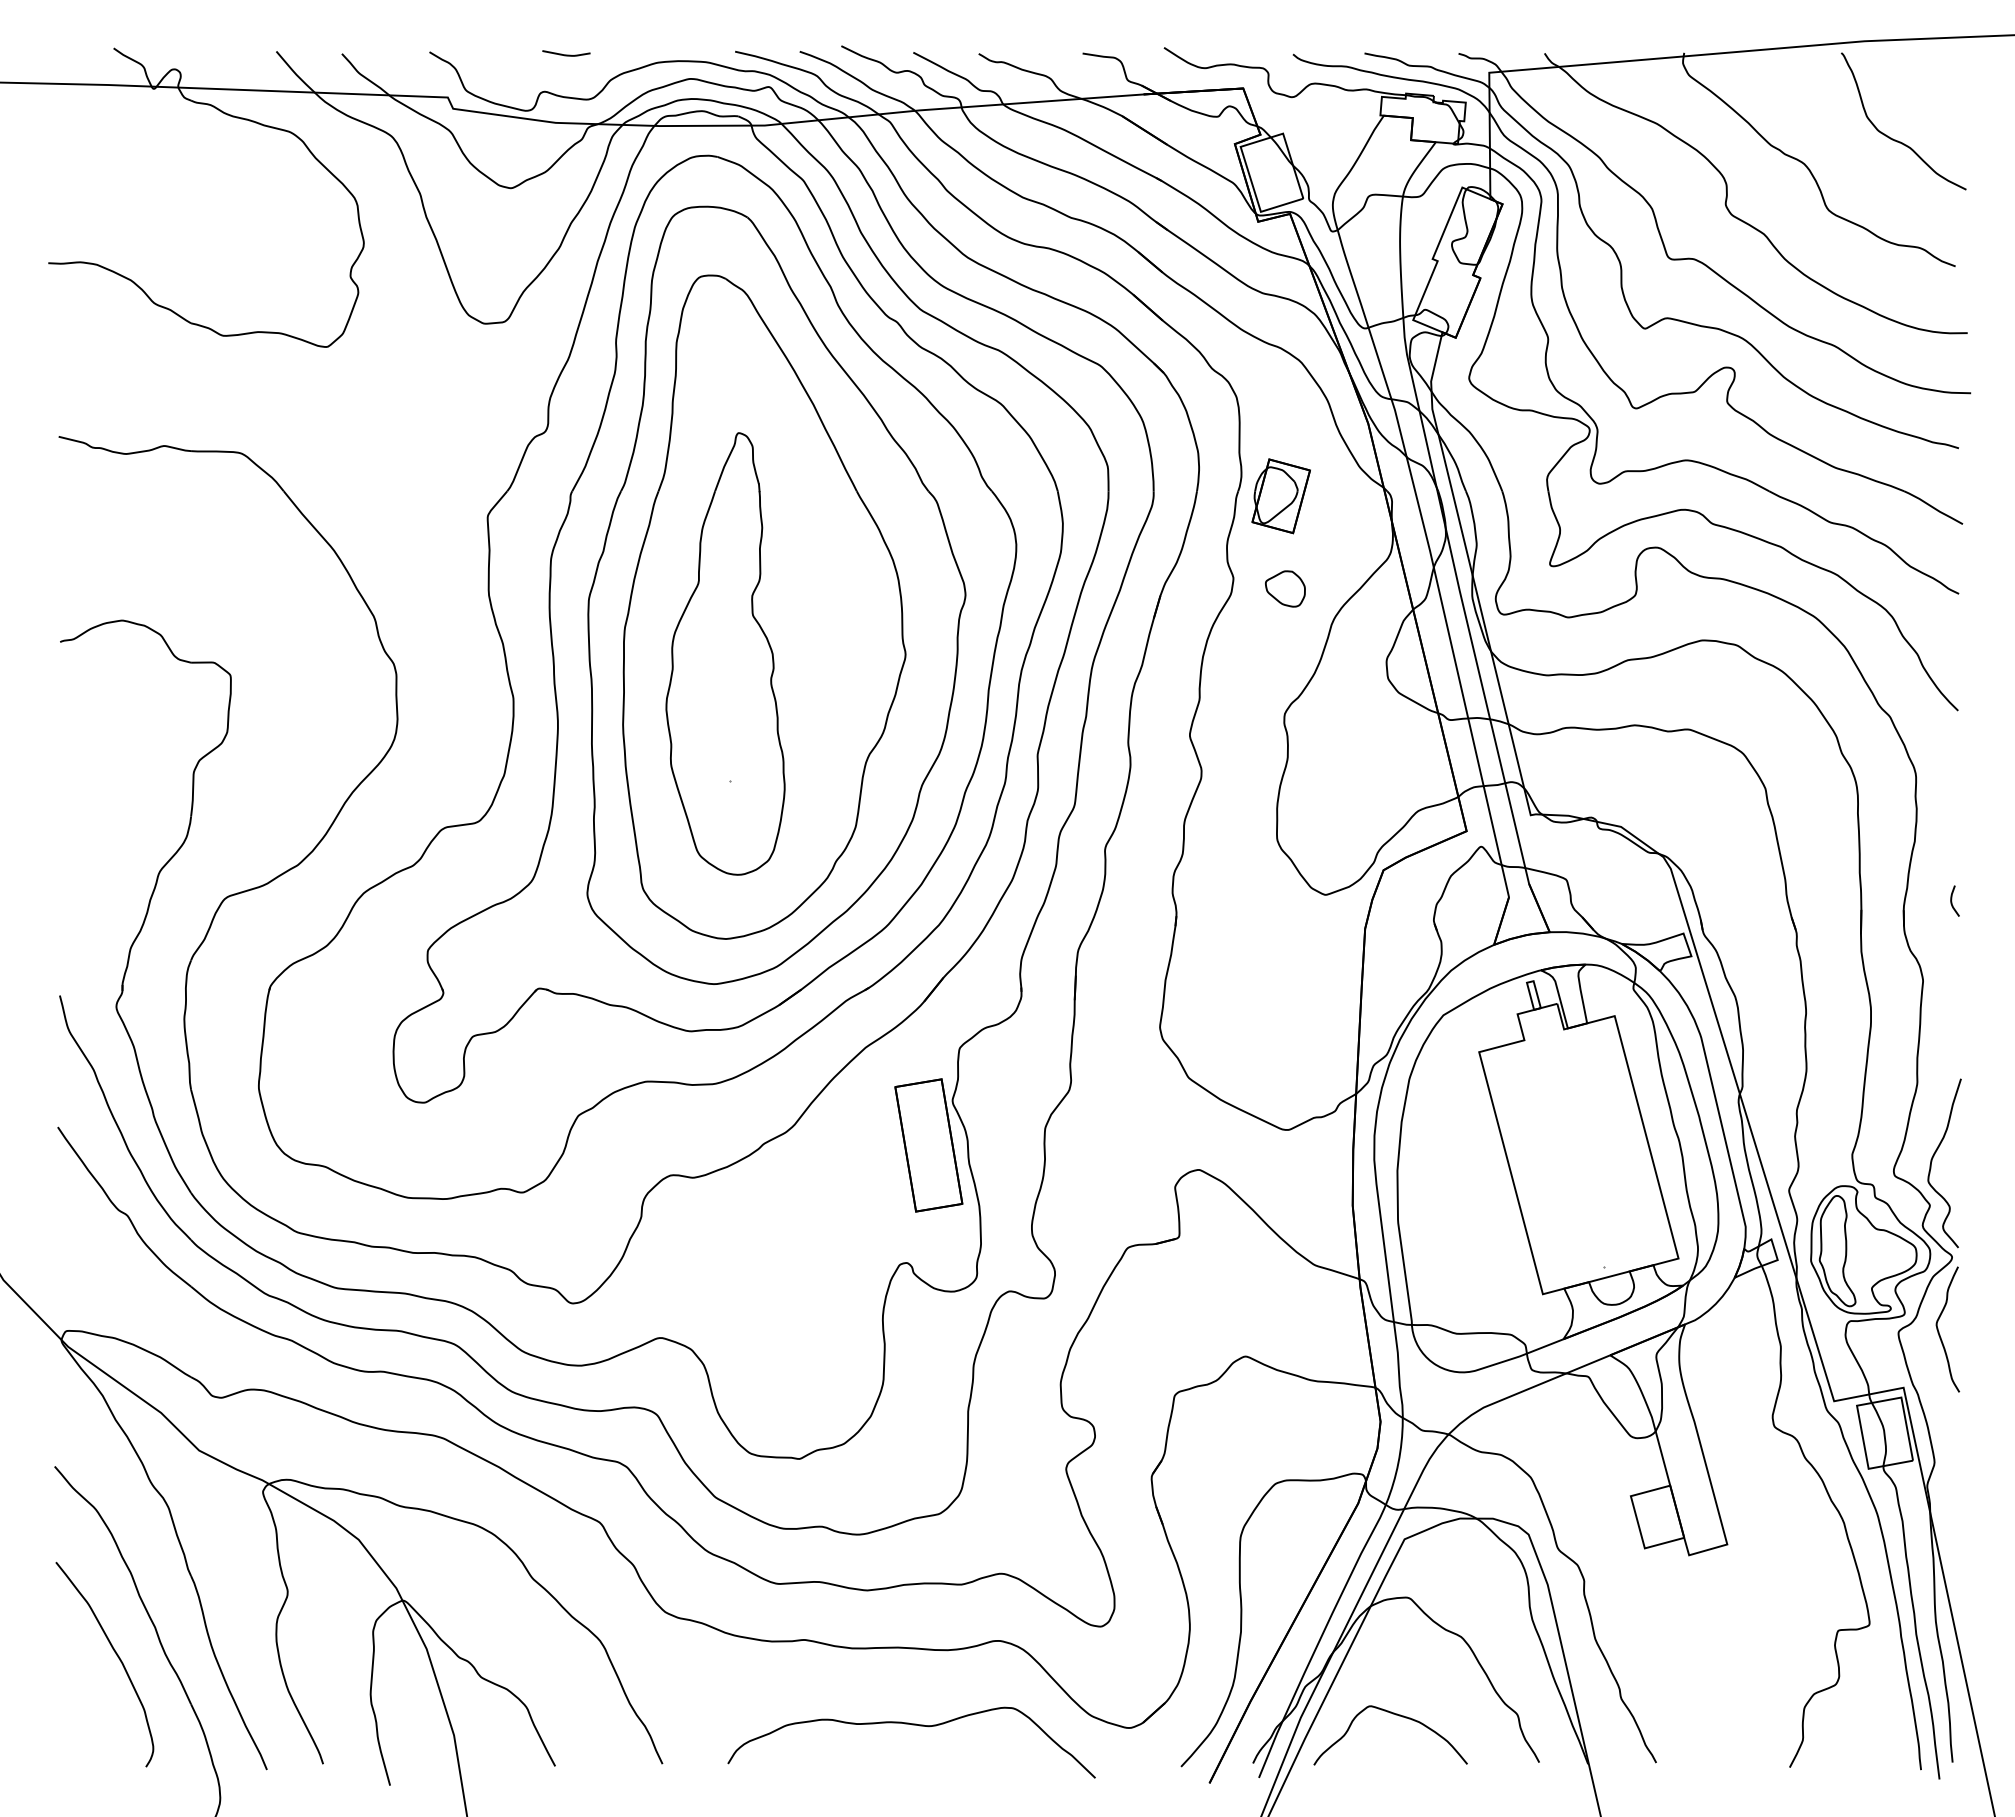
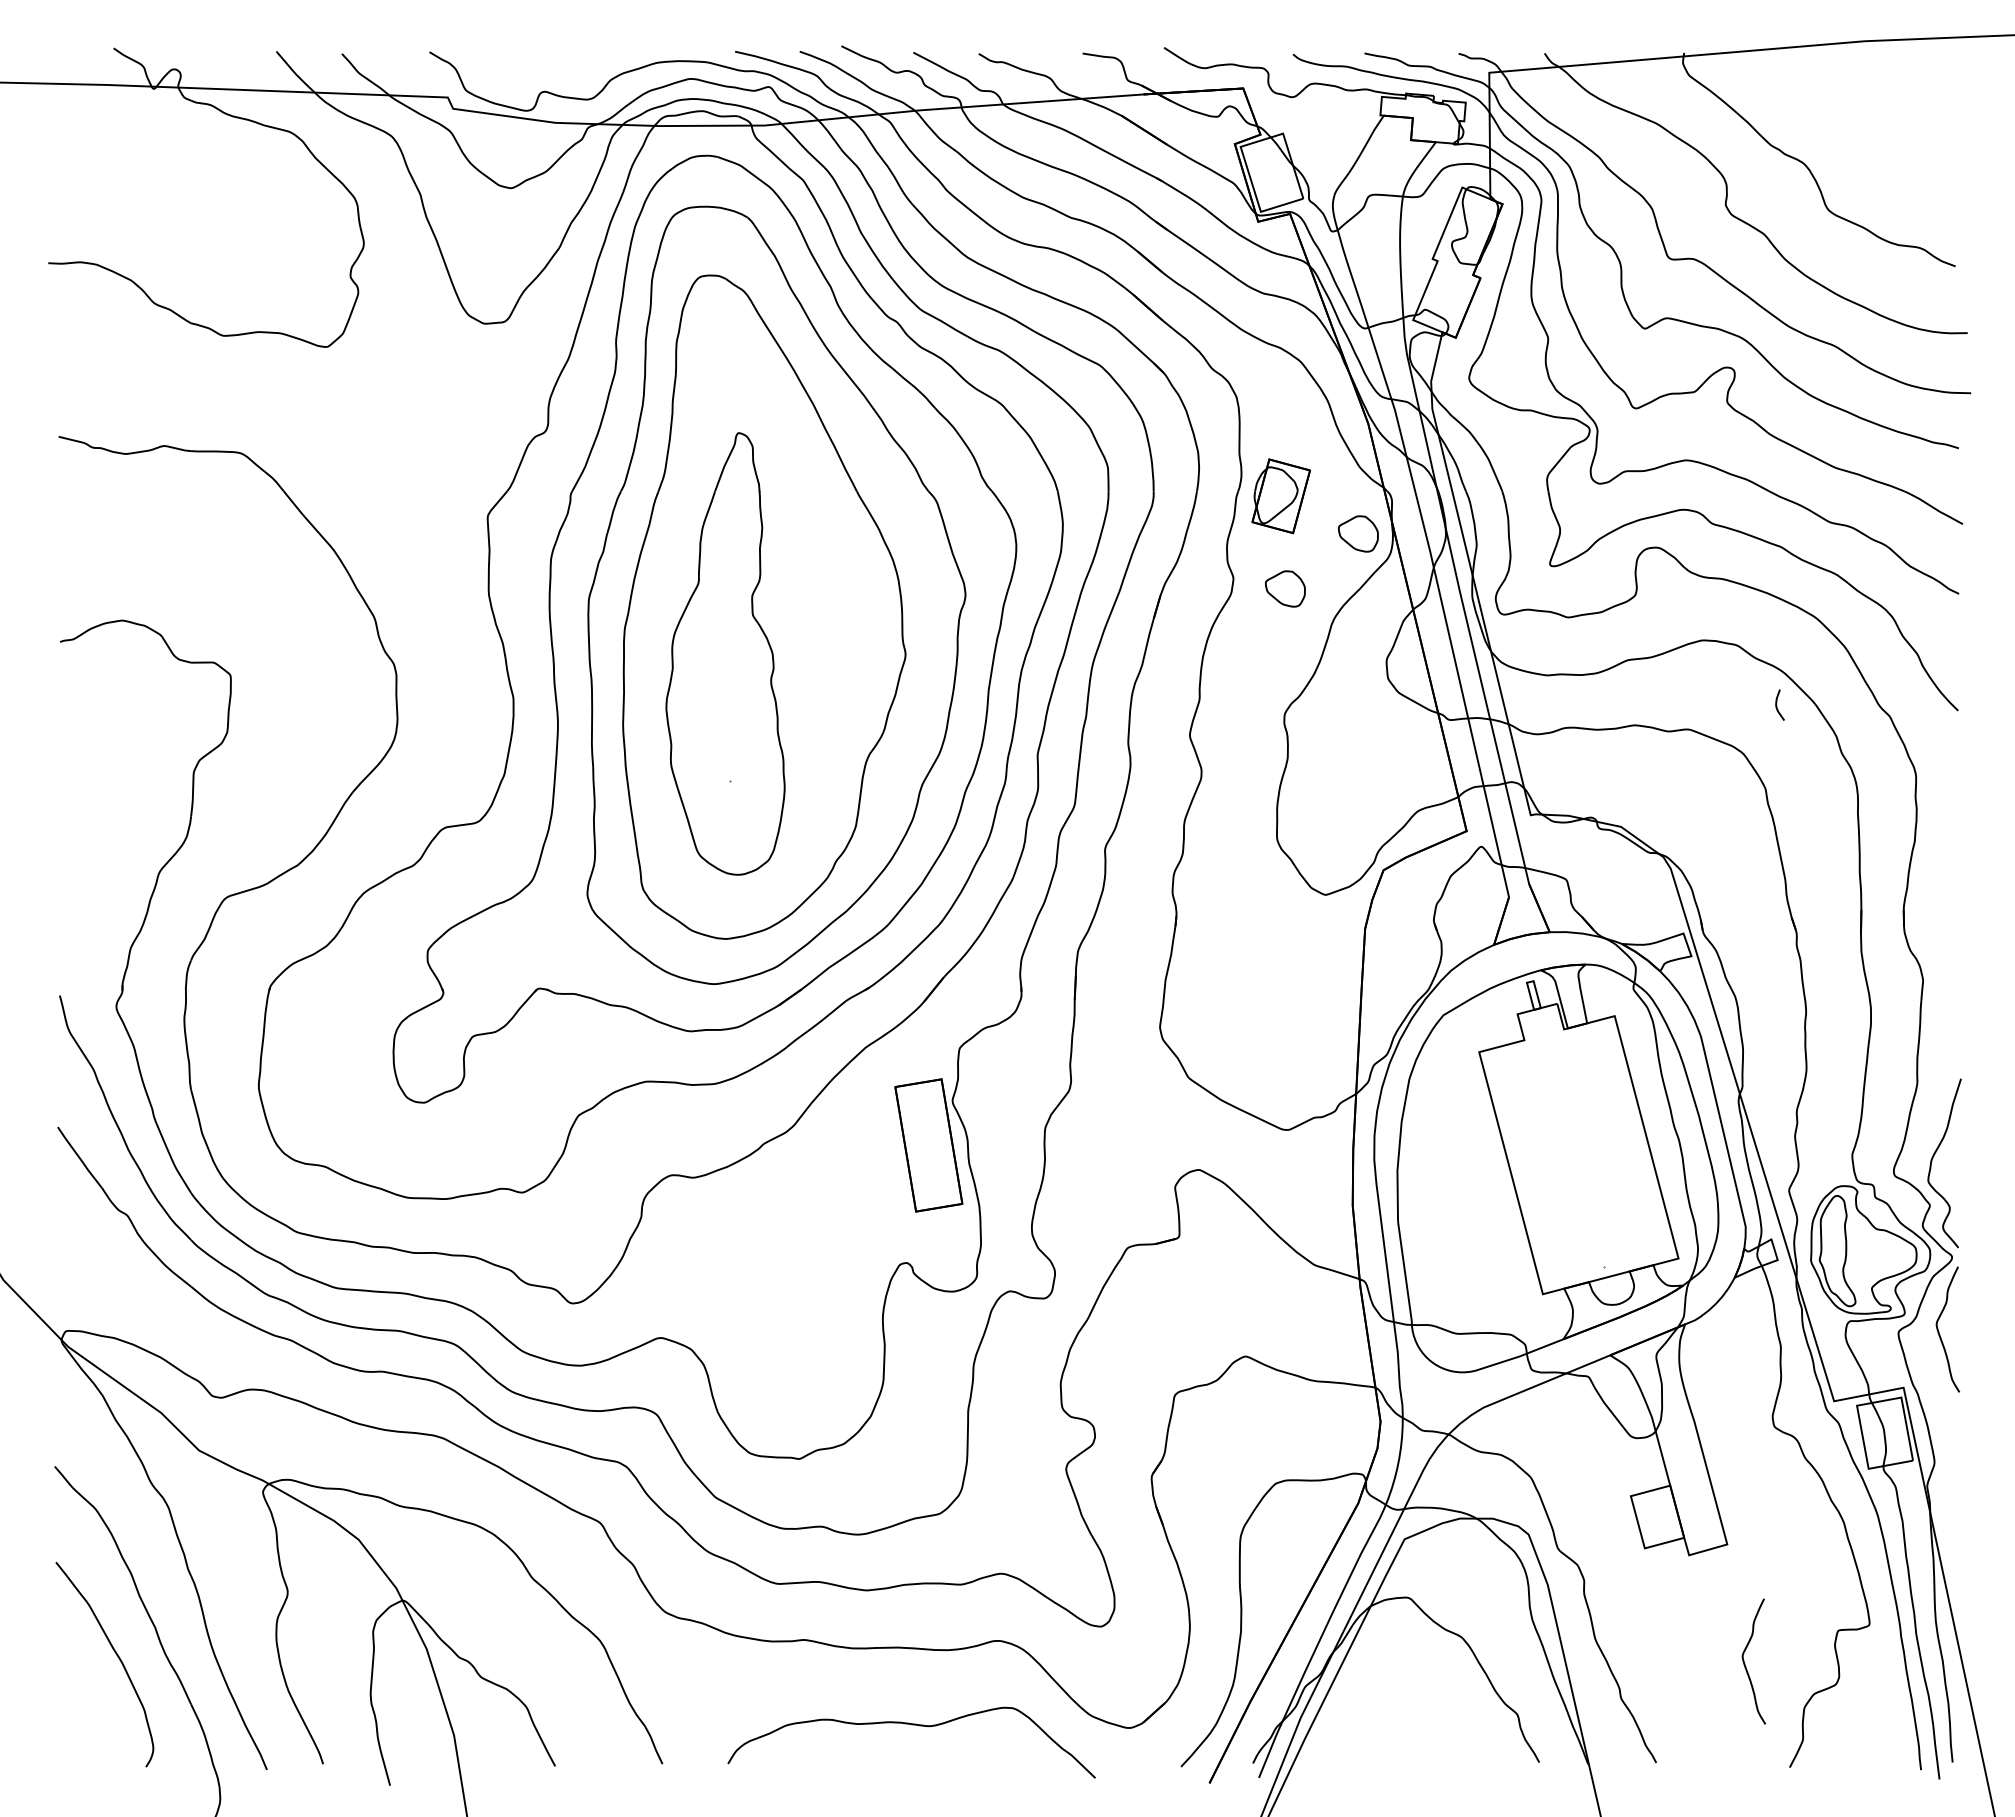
curve: present -> none (566, 54)
curve: present -> none (1898, 140)
part: none -> present (1358, 533)
curve position: (1952, 899) -> (1777, 703) (1777, 703)
curve: none -> present (1745, 1663)
curve: present -> none (1395, 1715)
